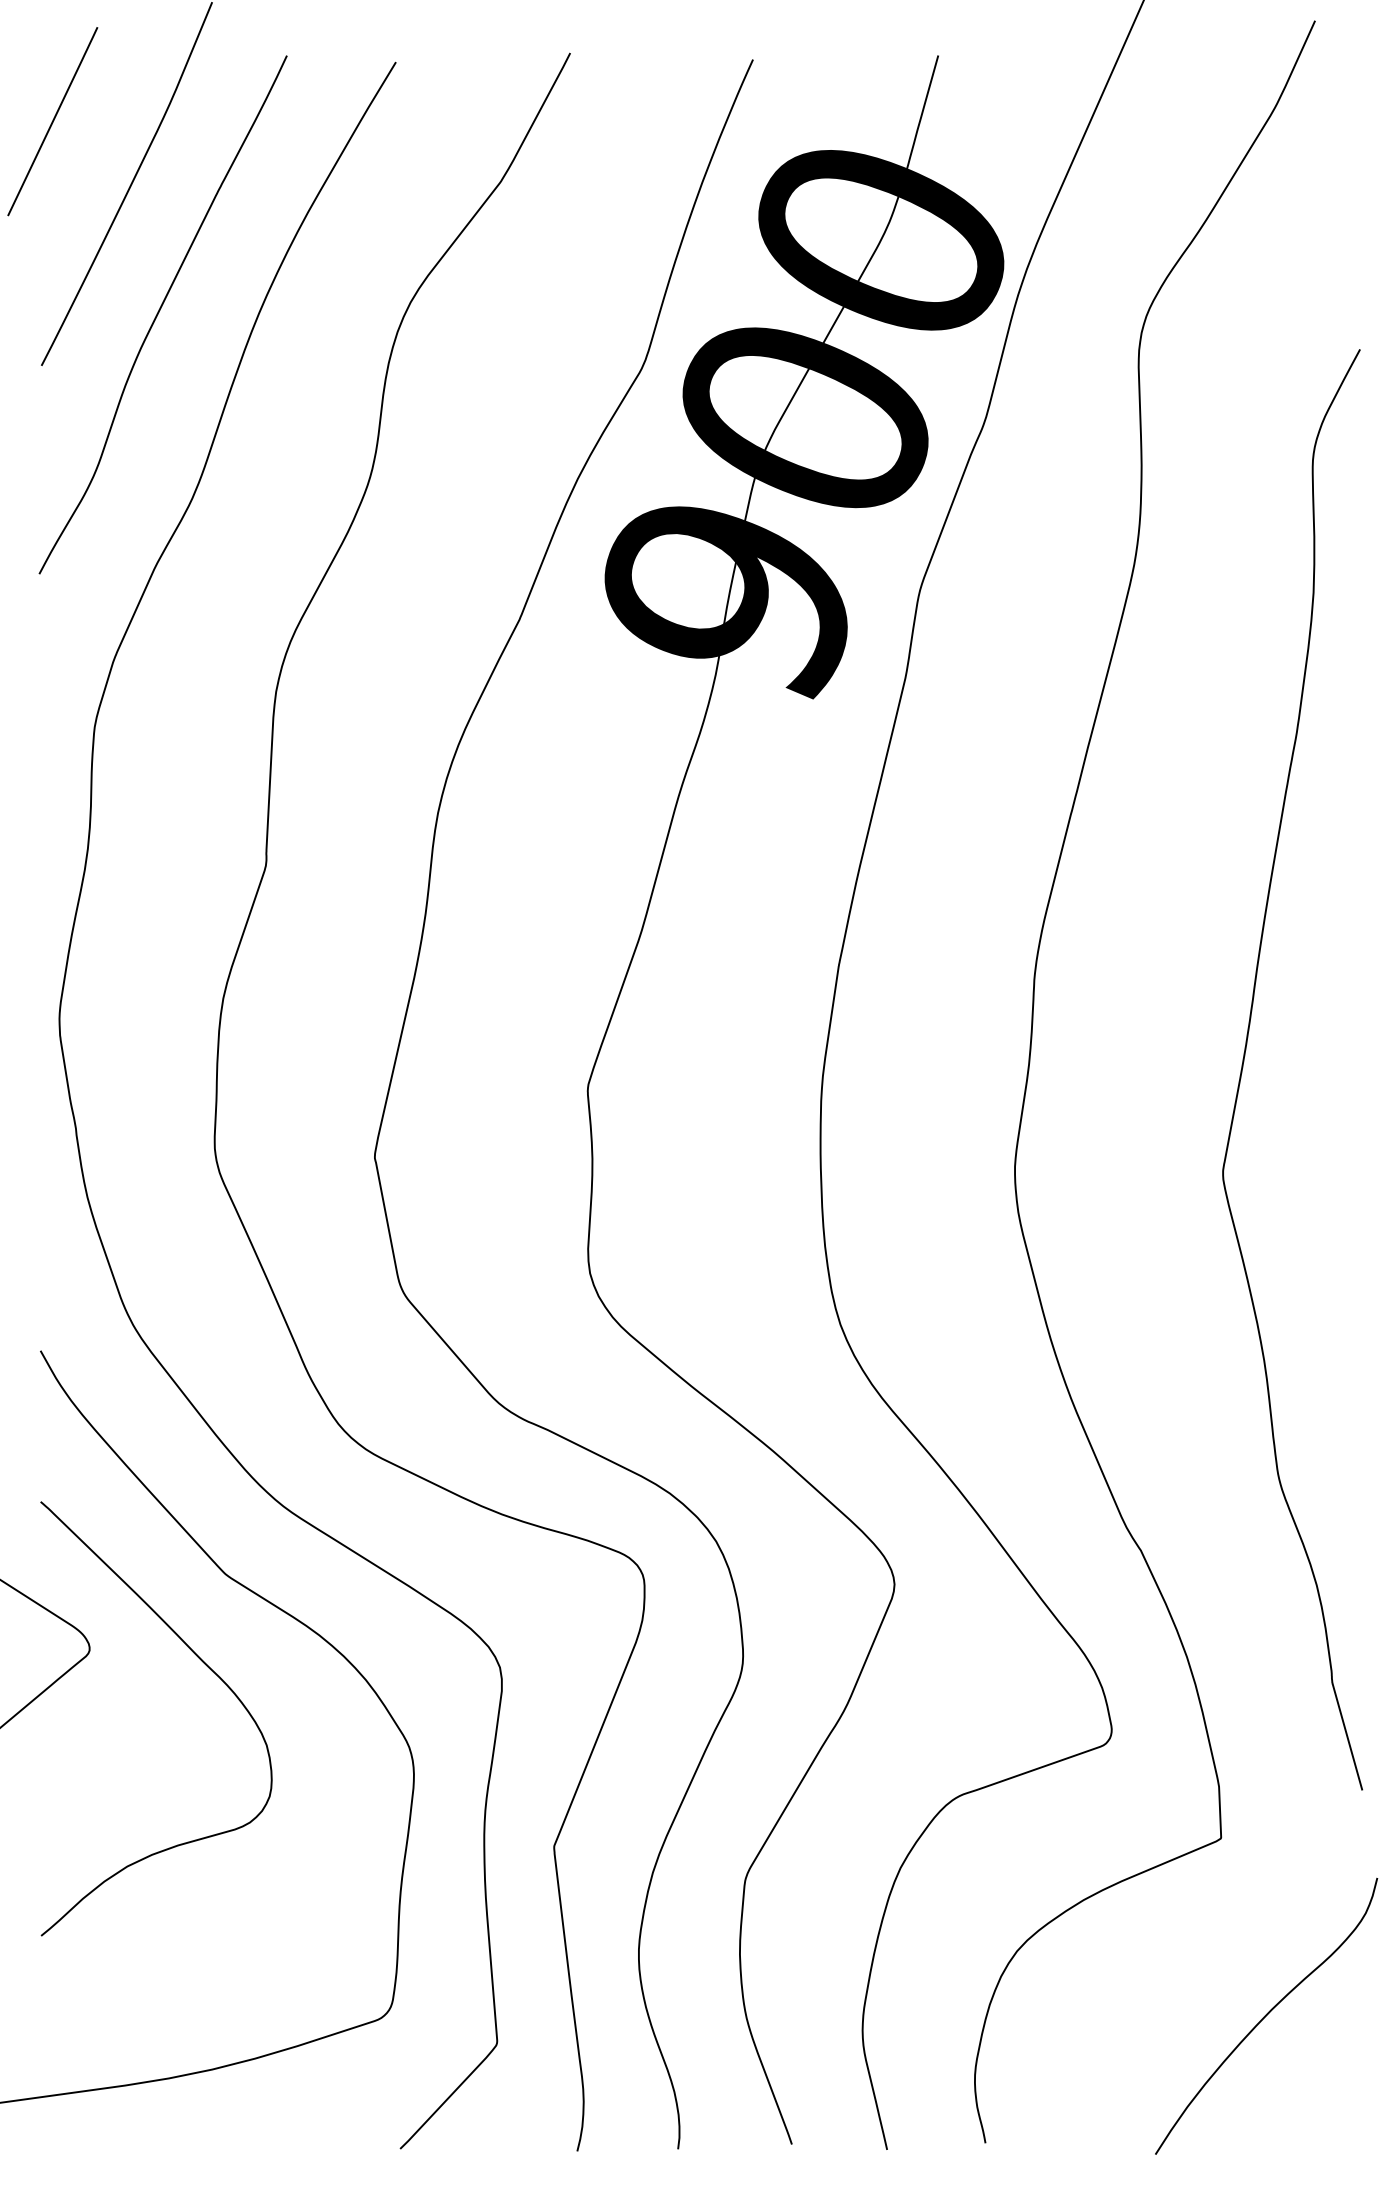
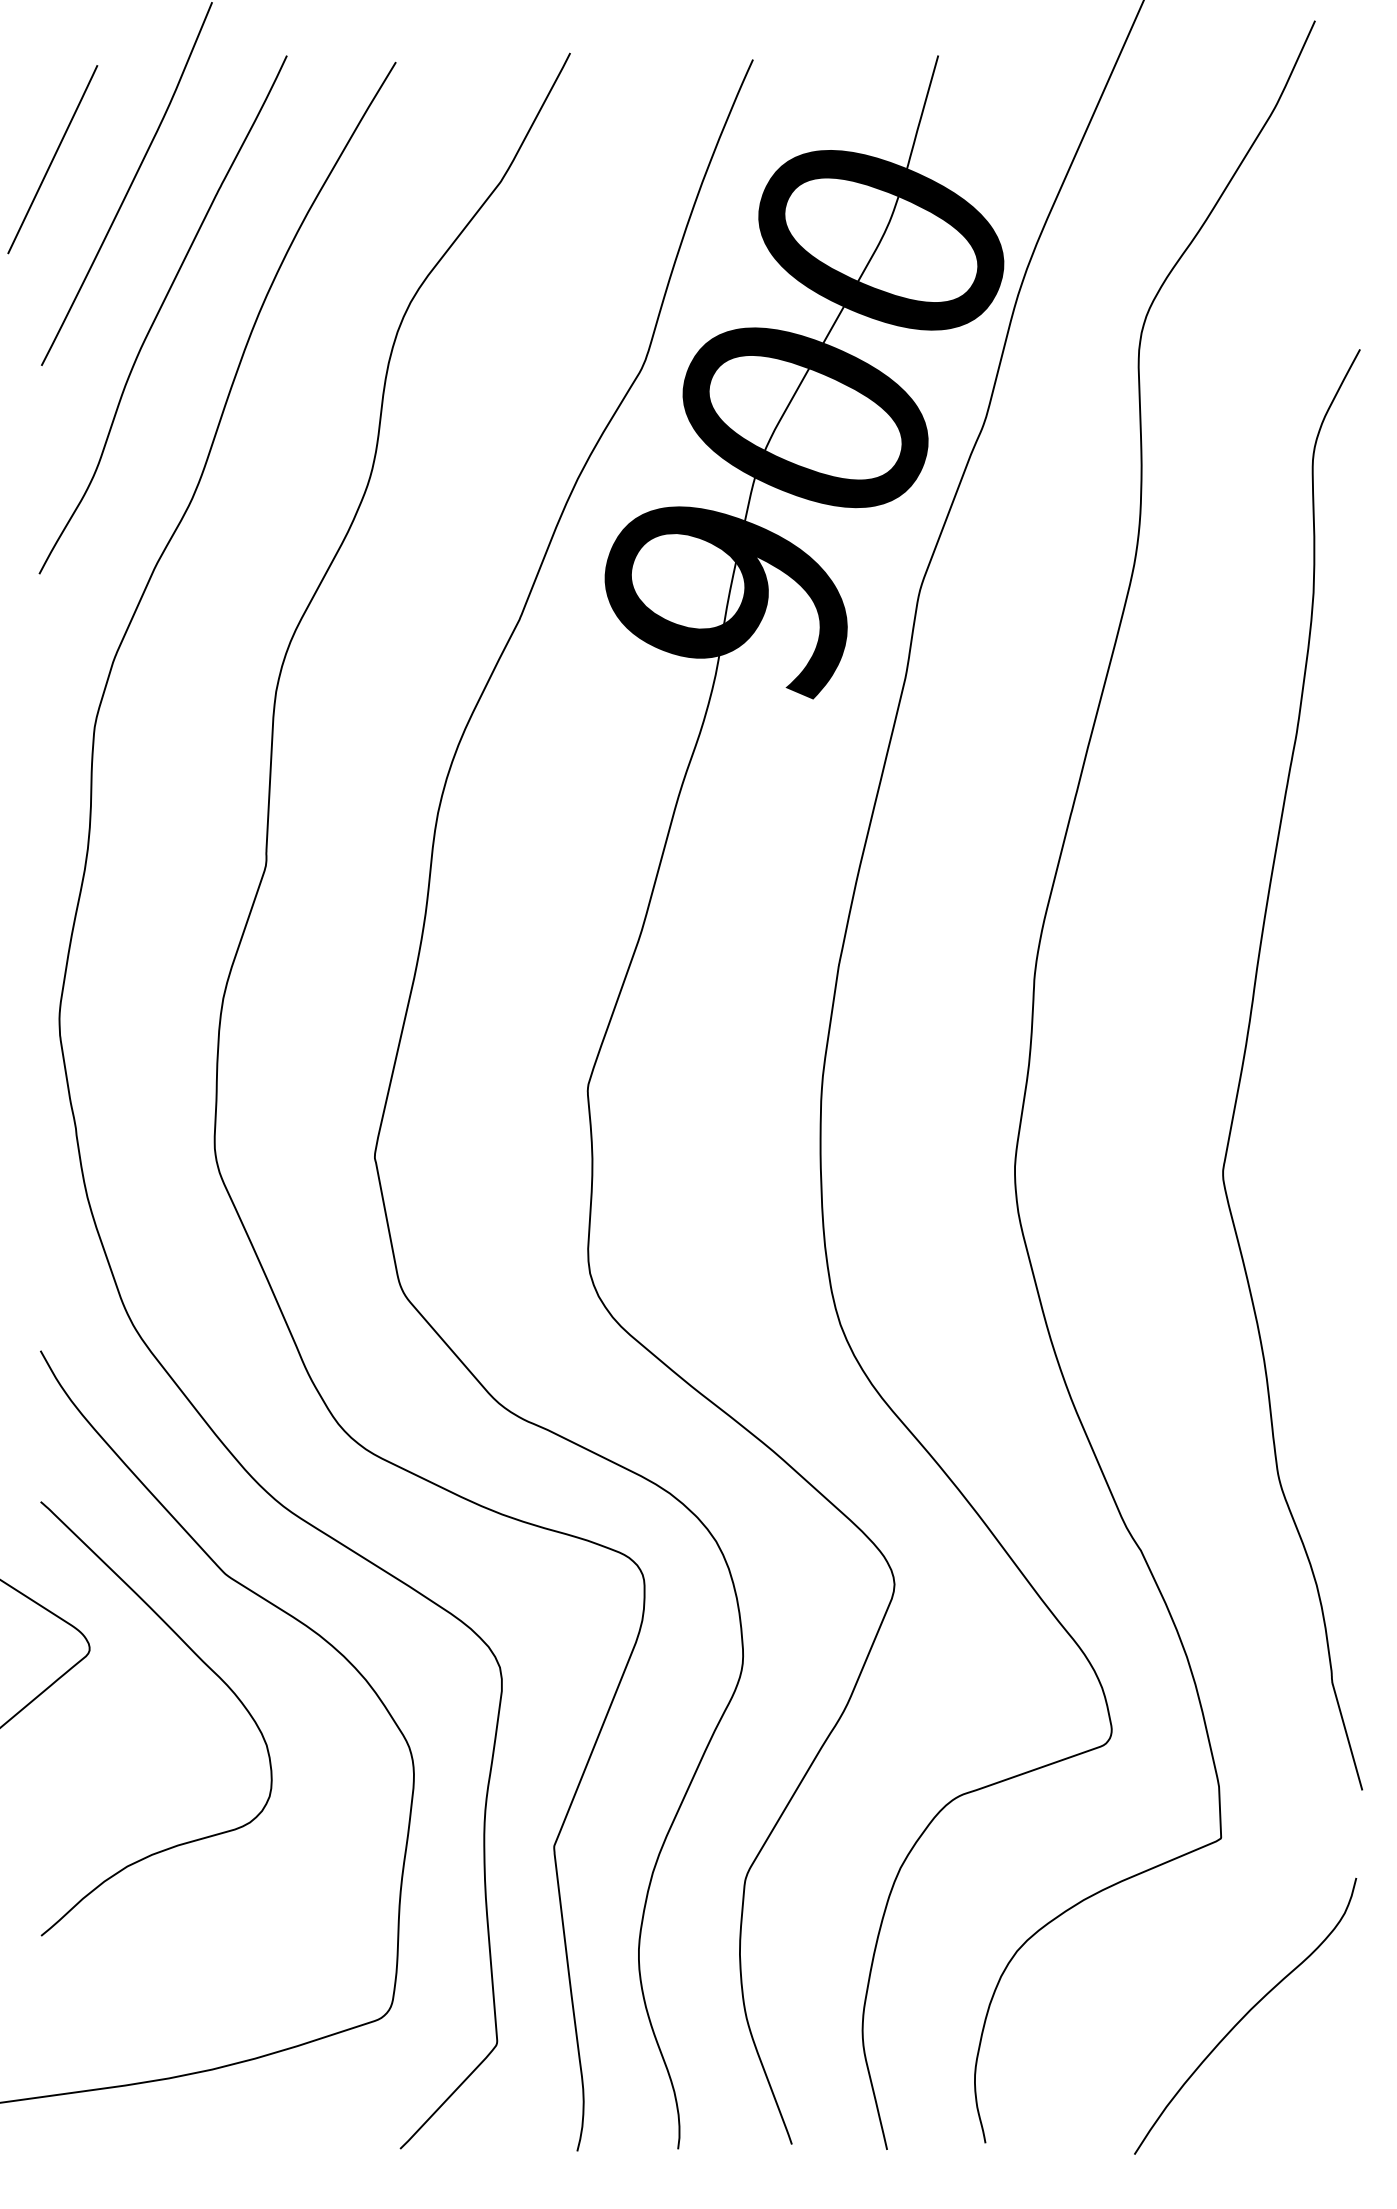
line position: (52, 121) -> (52, 159) (52, 159)
curve position: (1266, 2015) -> (1245, 2015) (1245, 2015)
